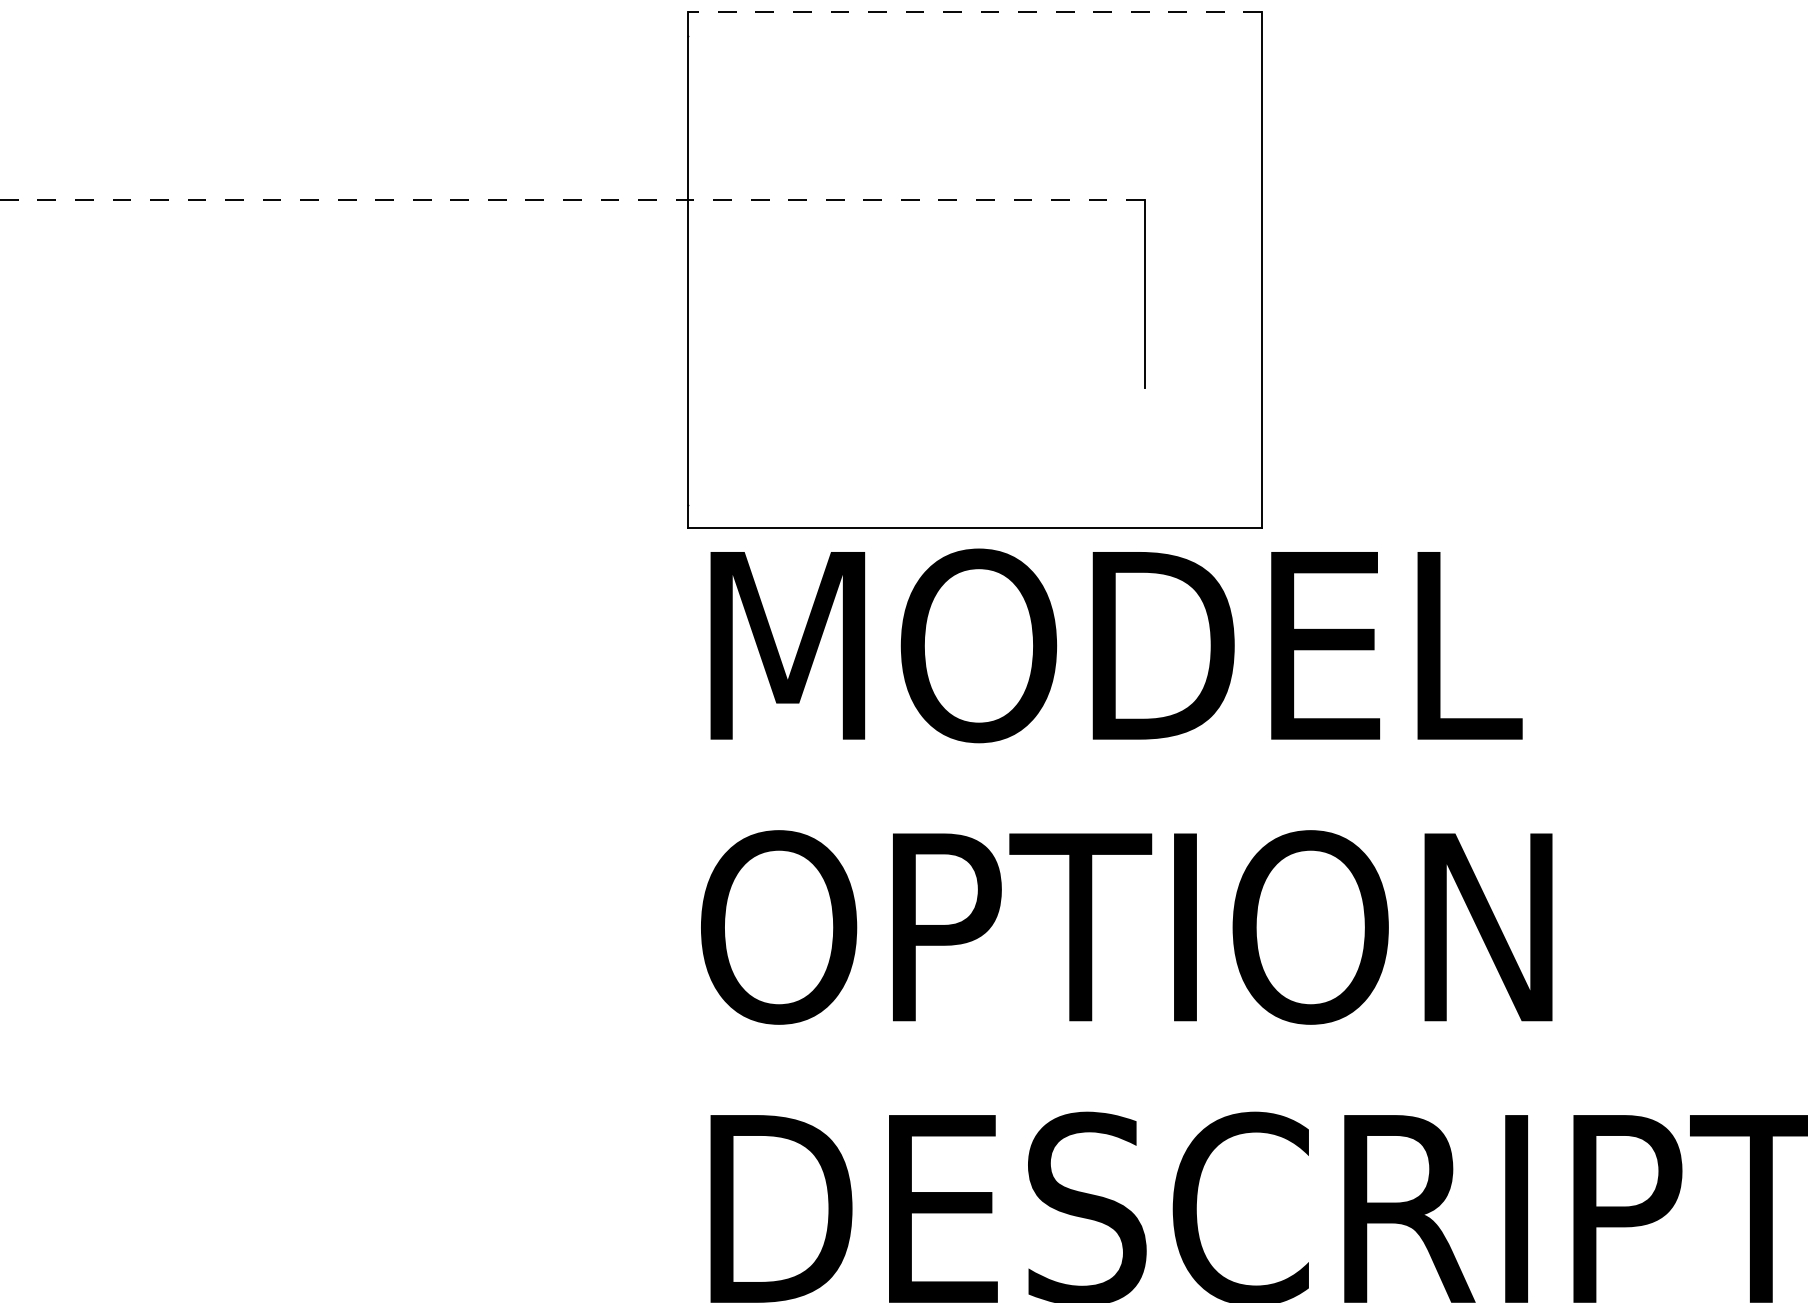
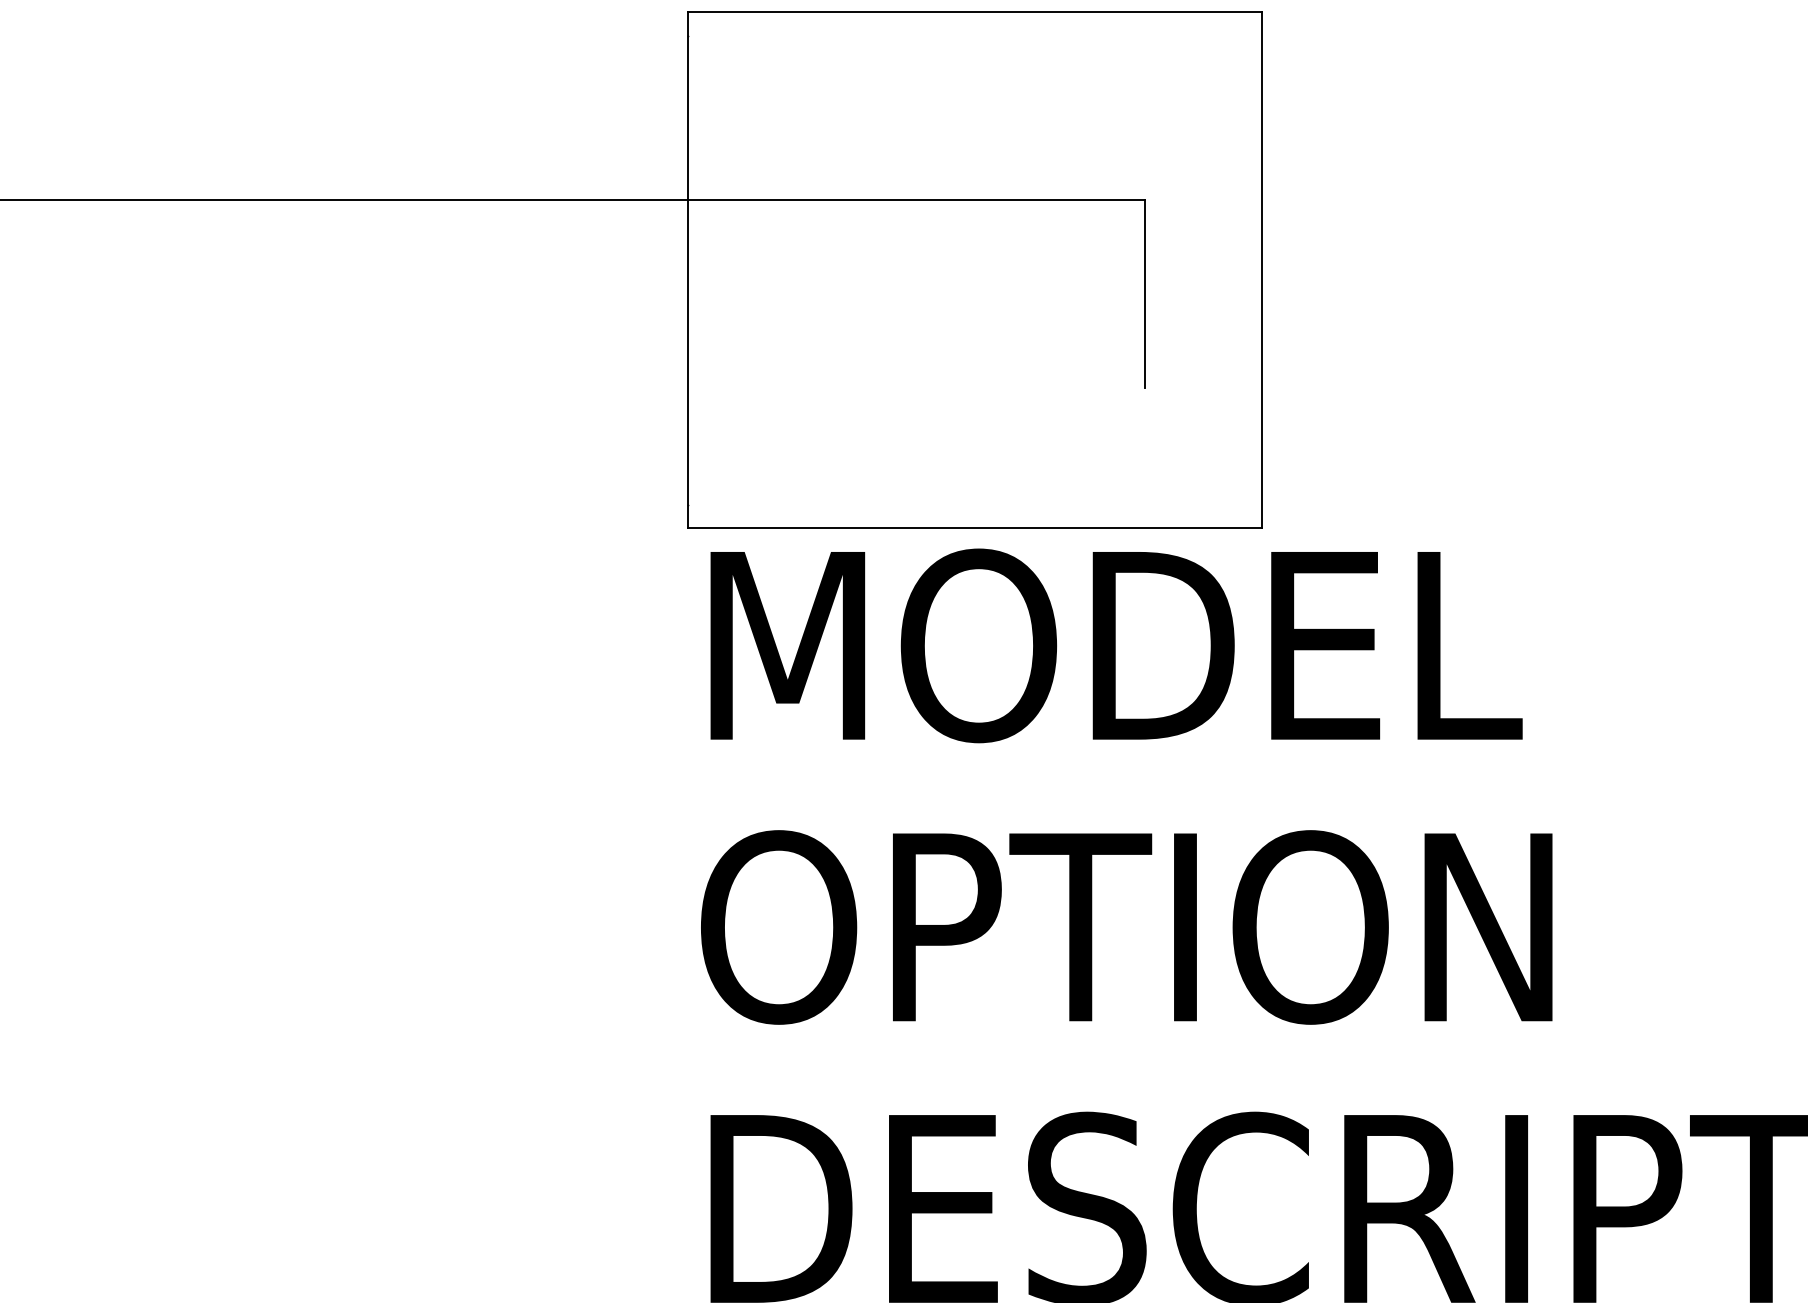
line: dashed -> solid (974, 12)
line: dashed -> solid (573, 199)
